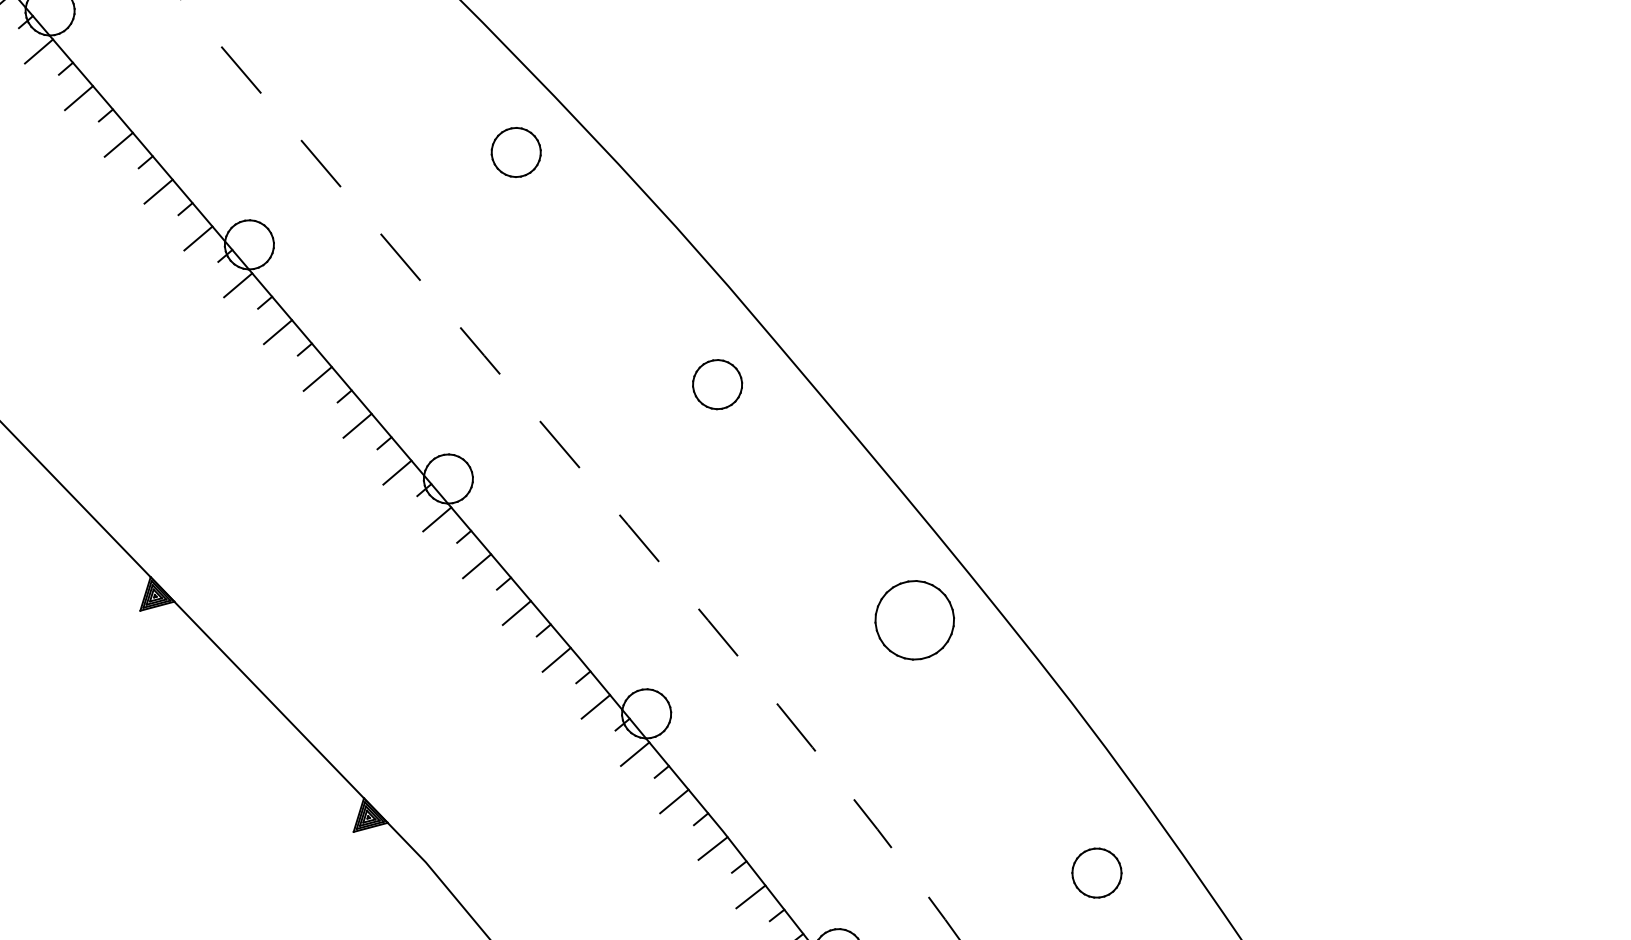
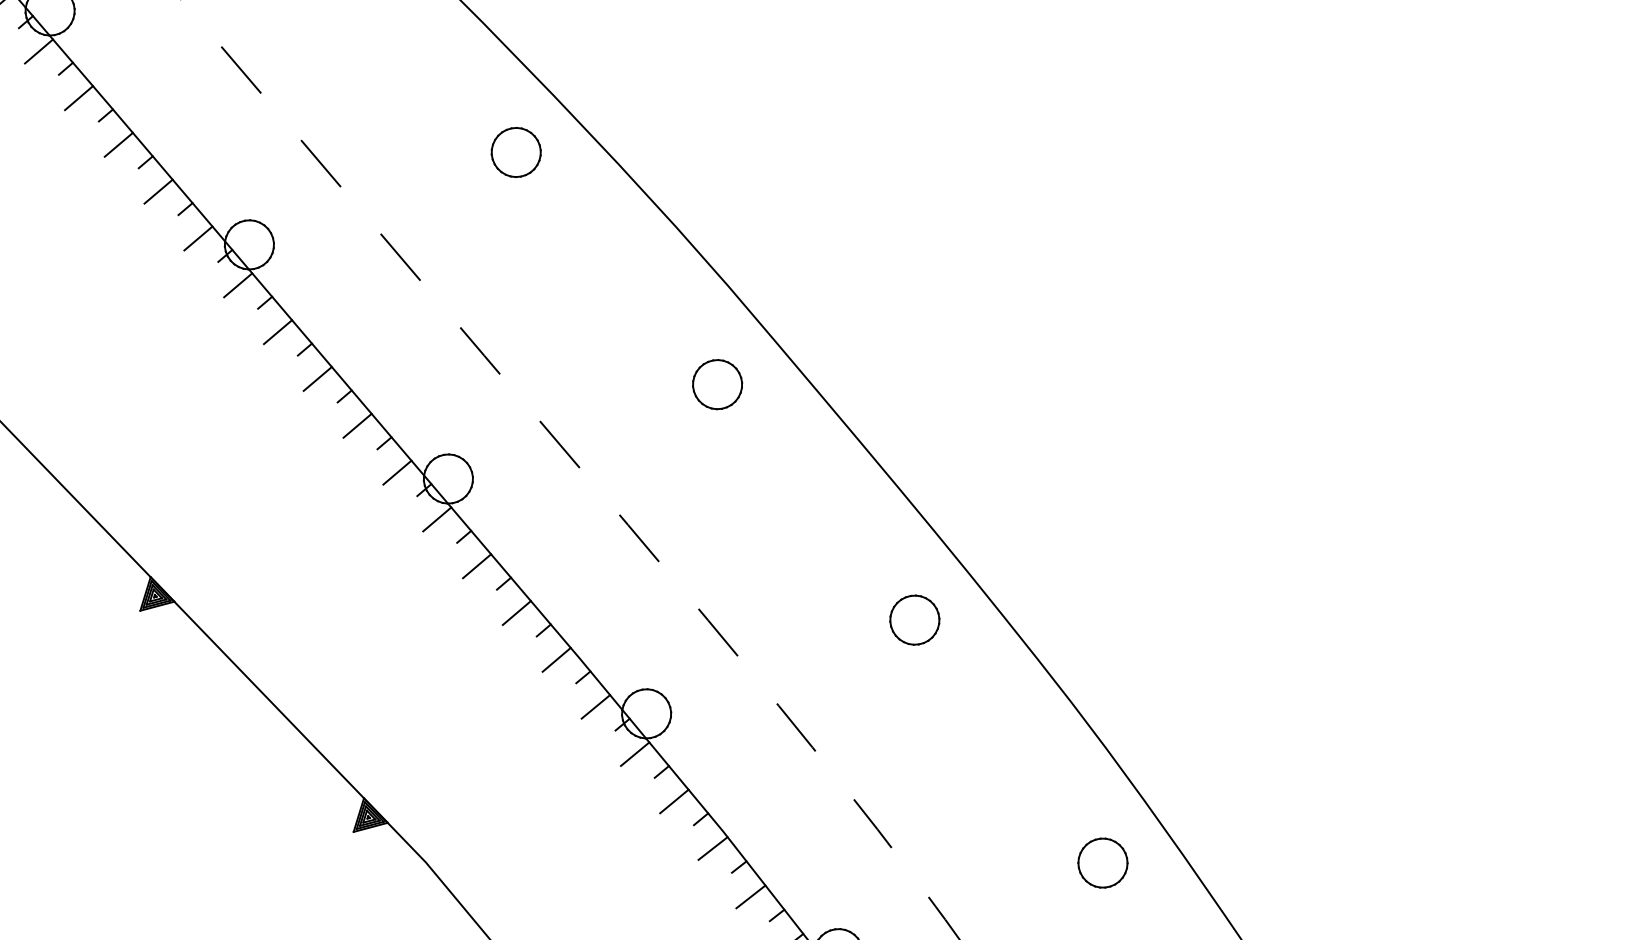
part size: 81x81 px -> 52x52 px (914, 619)
part position: (1096, 872) -> (1102, 862) (1102, 862)
